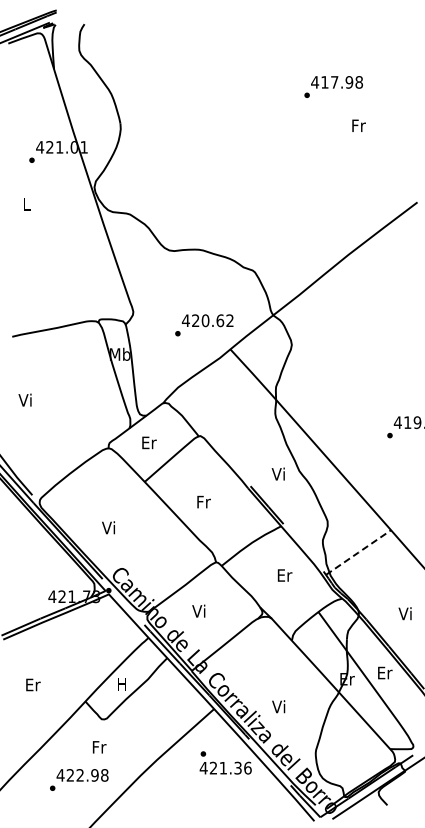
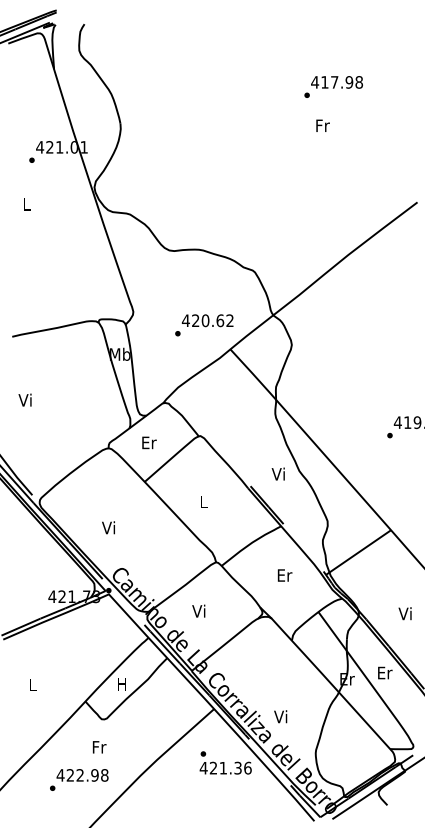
text position: (358, 125) -> (322, 125) (322, 125)
text: Fr -> L (203, 501)
line: dashed -> solid (358, 552)
text: Er -> L (33, 684)
text position: (278, 706) -> (280, 716) (280, 716)
